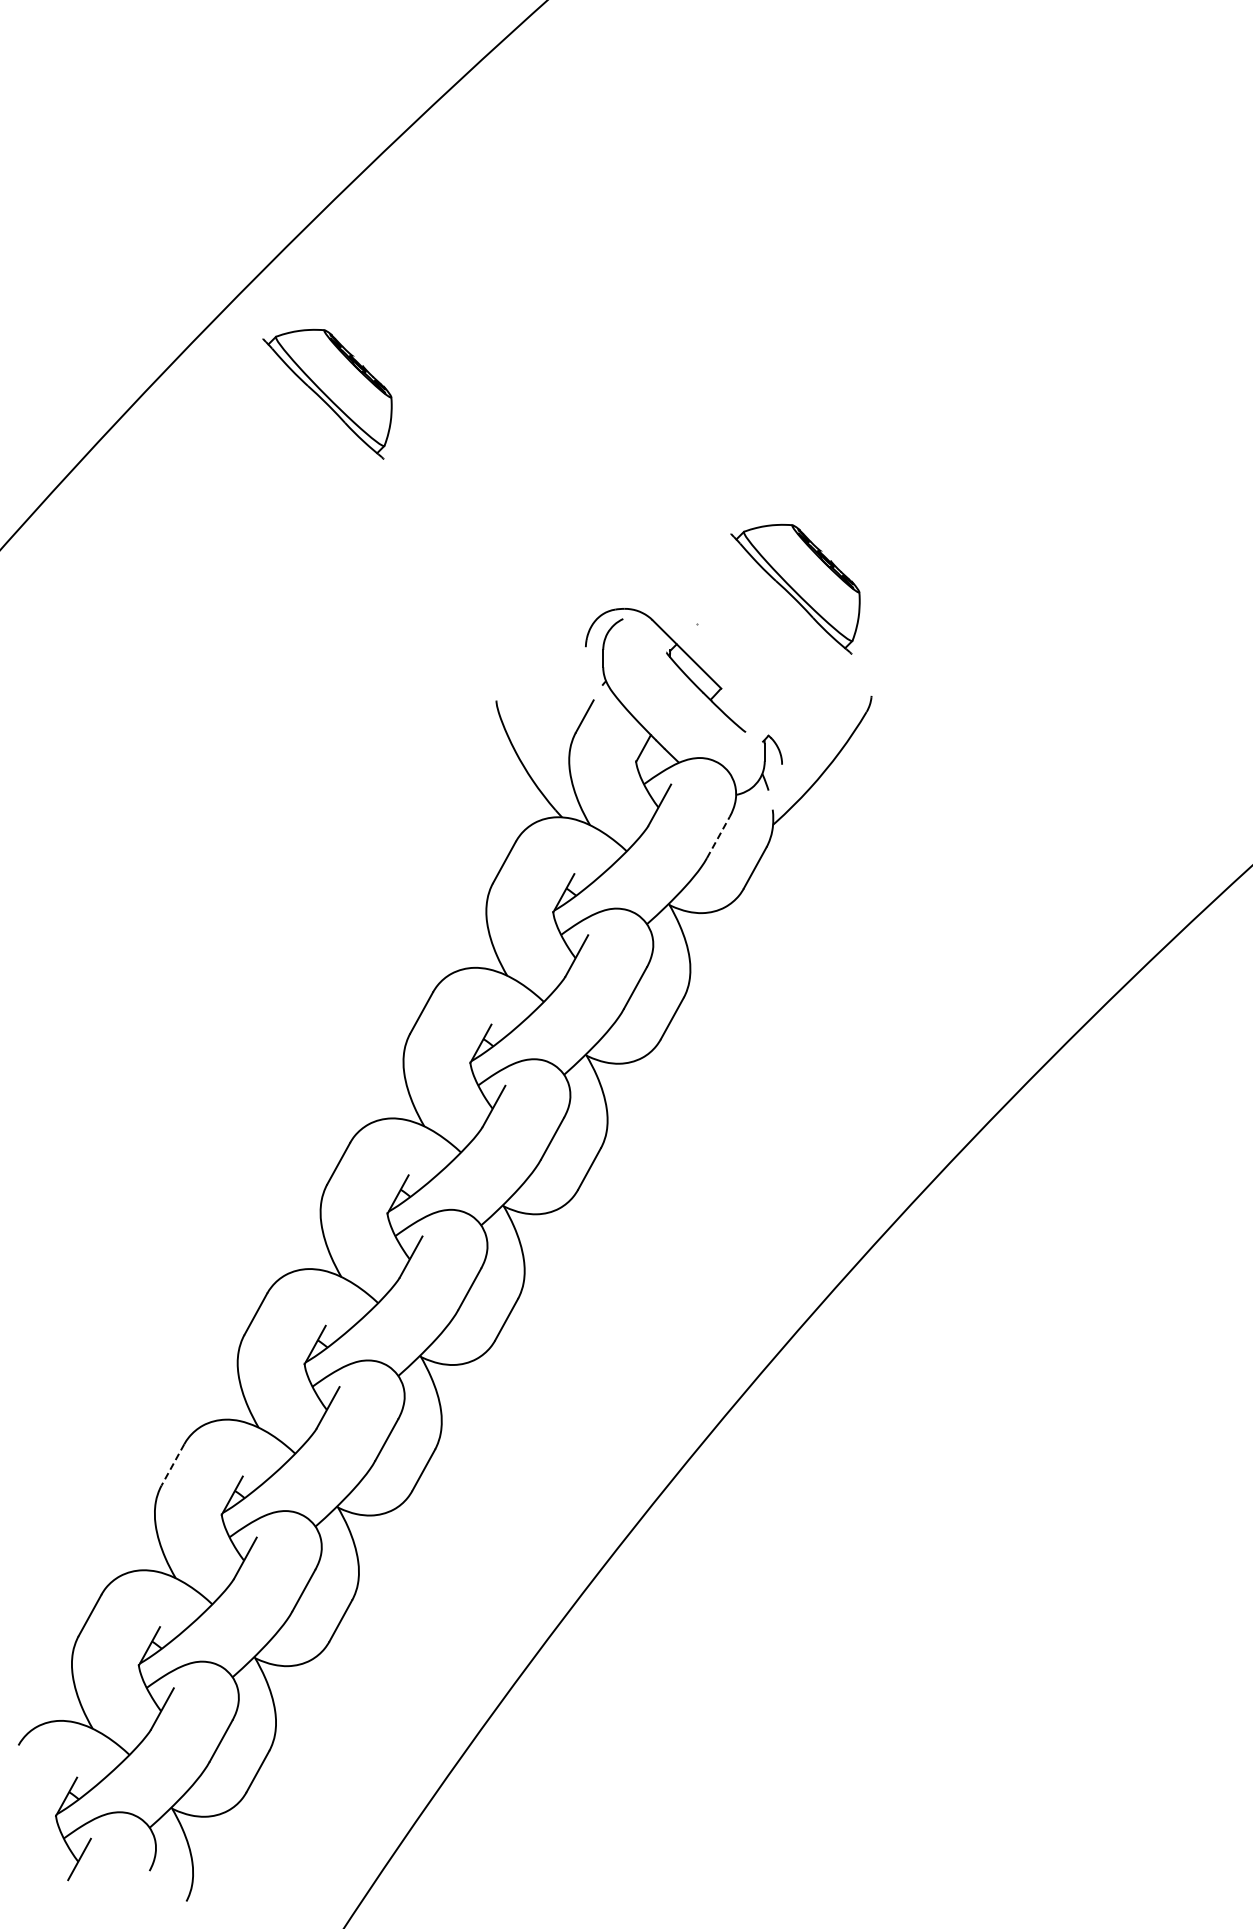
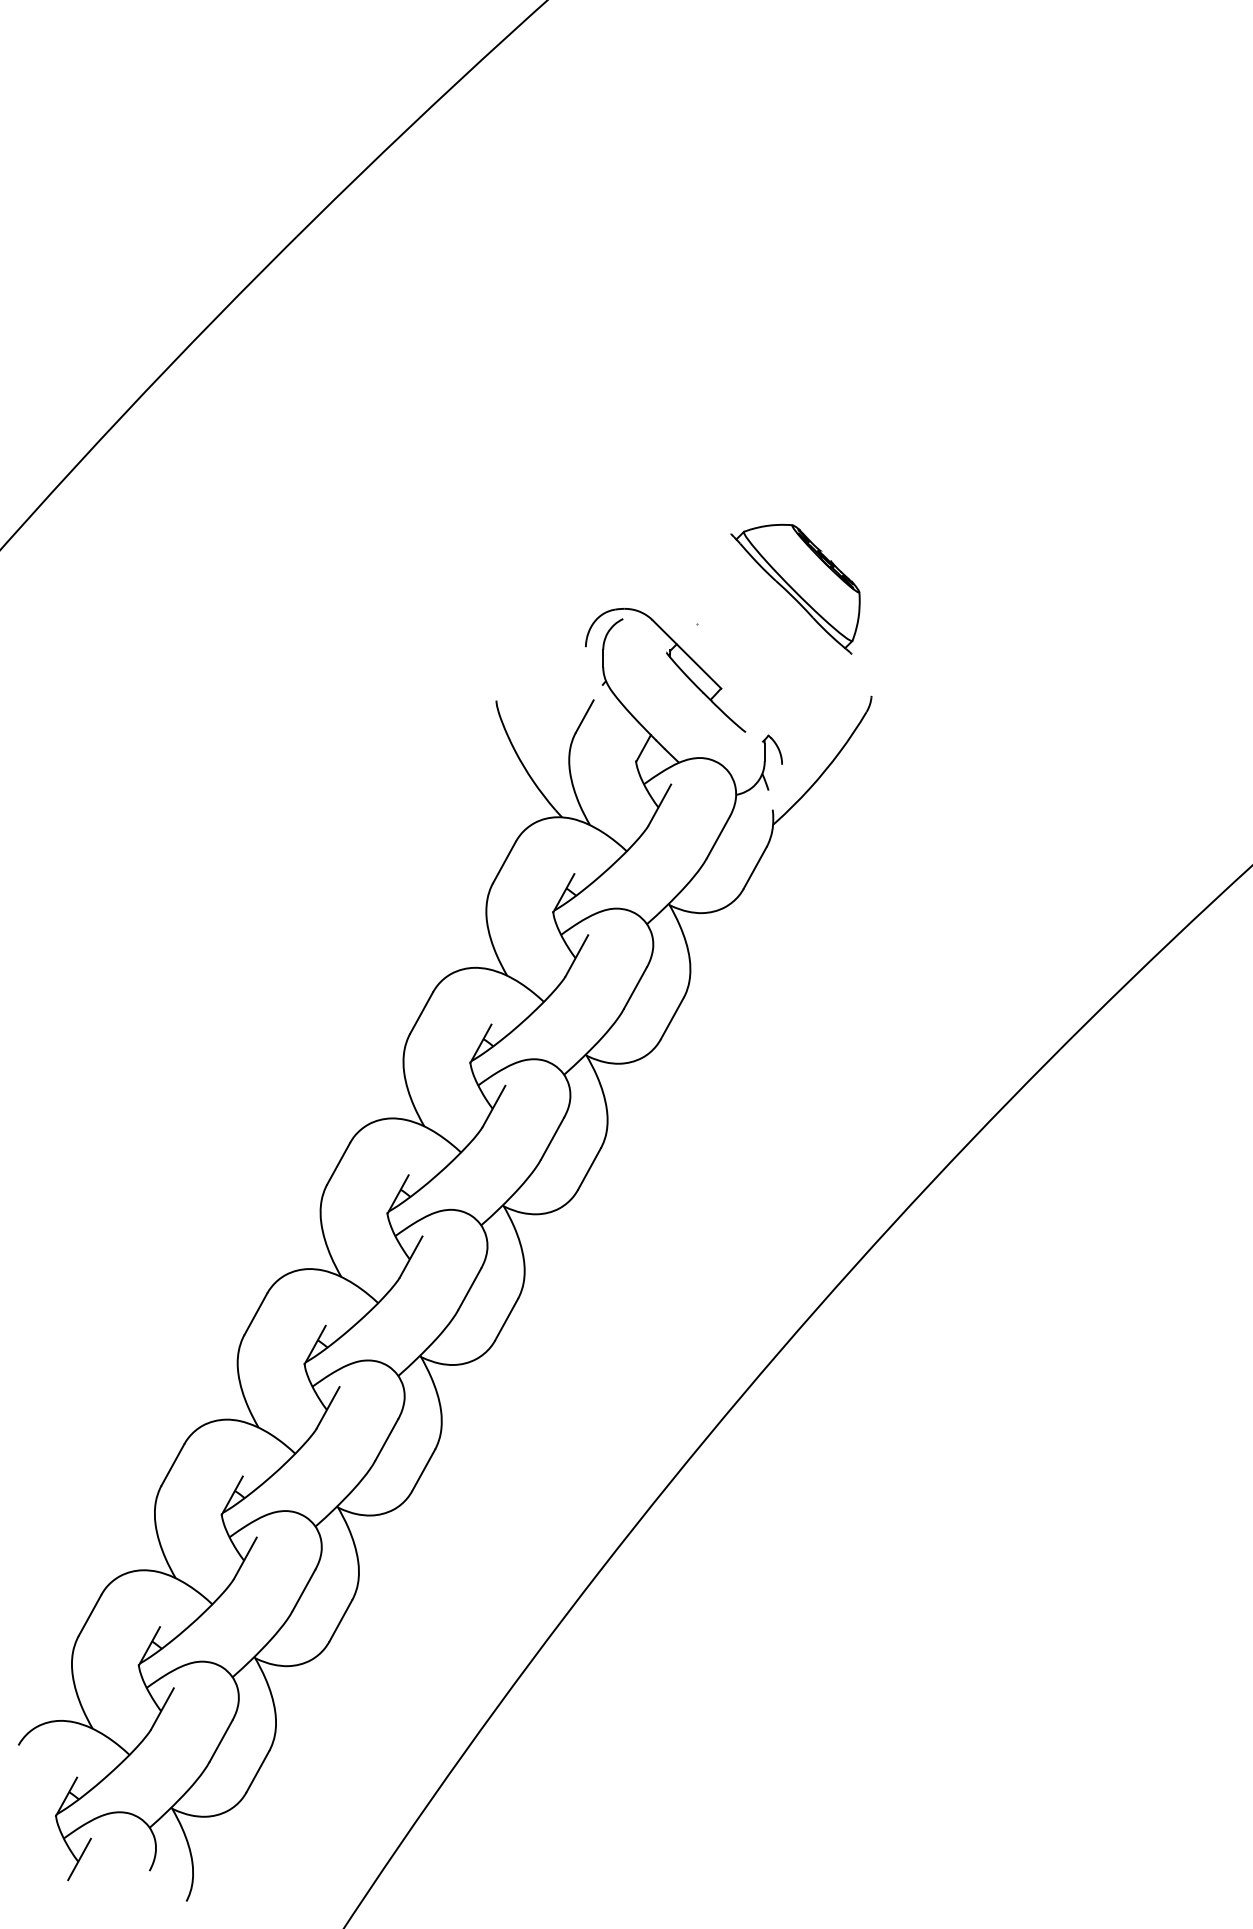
part: present -> none (327, 393)
line: dashed -> solid (718, 837)
line: dashed -> solid (172, 1464)
